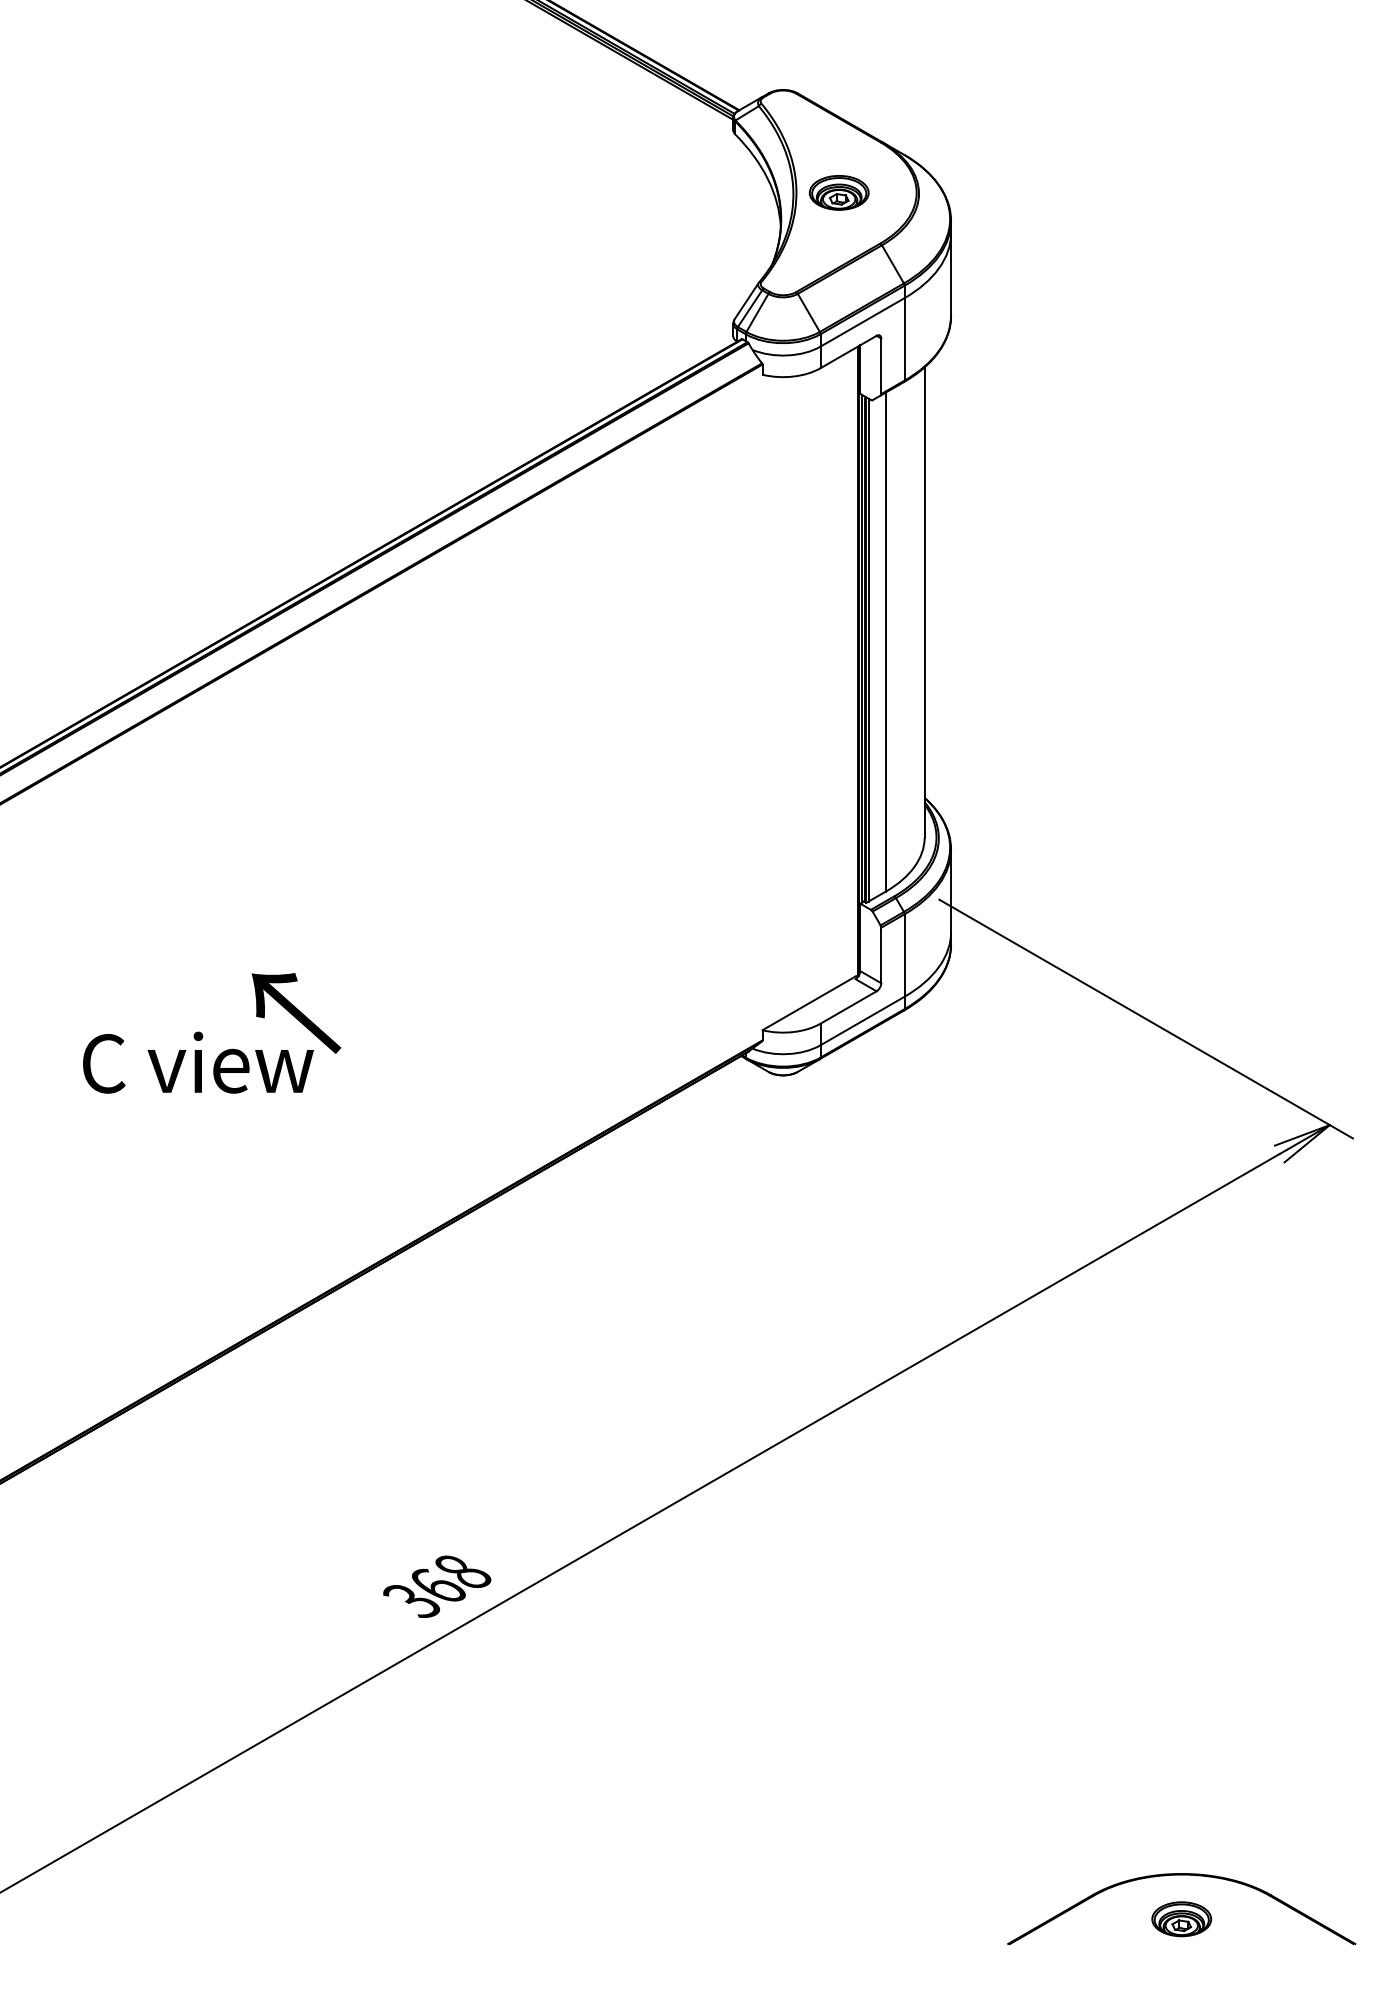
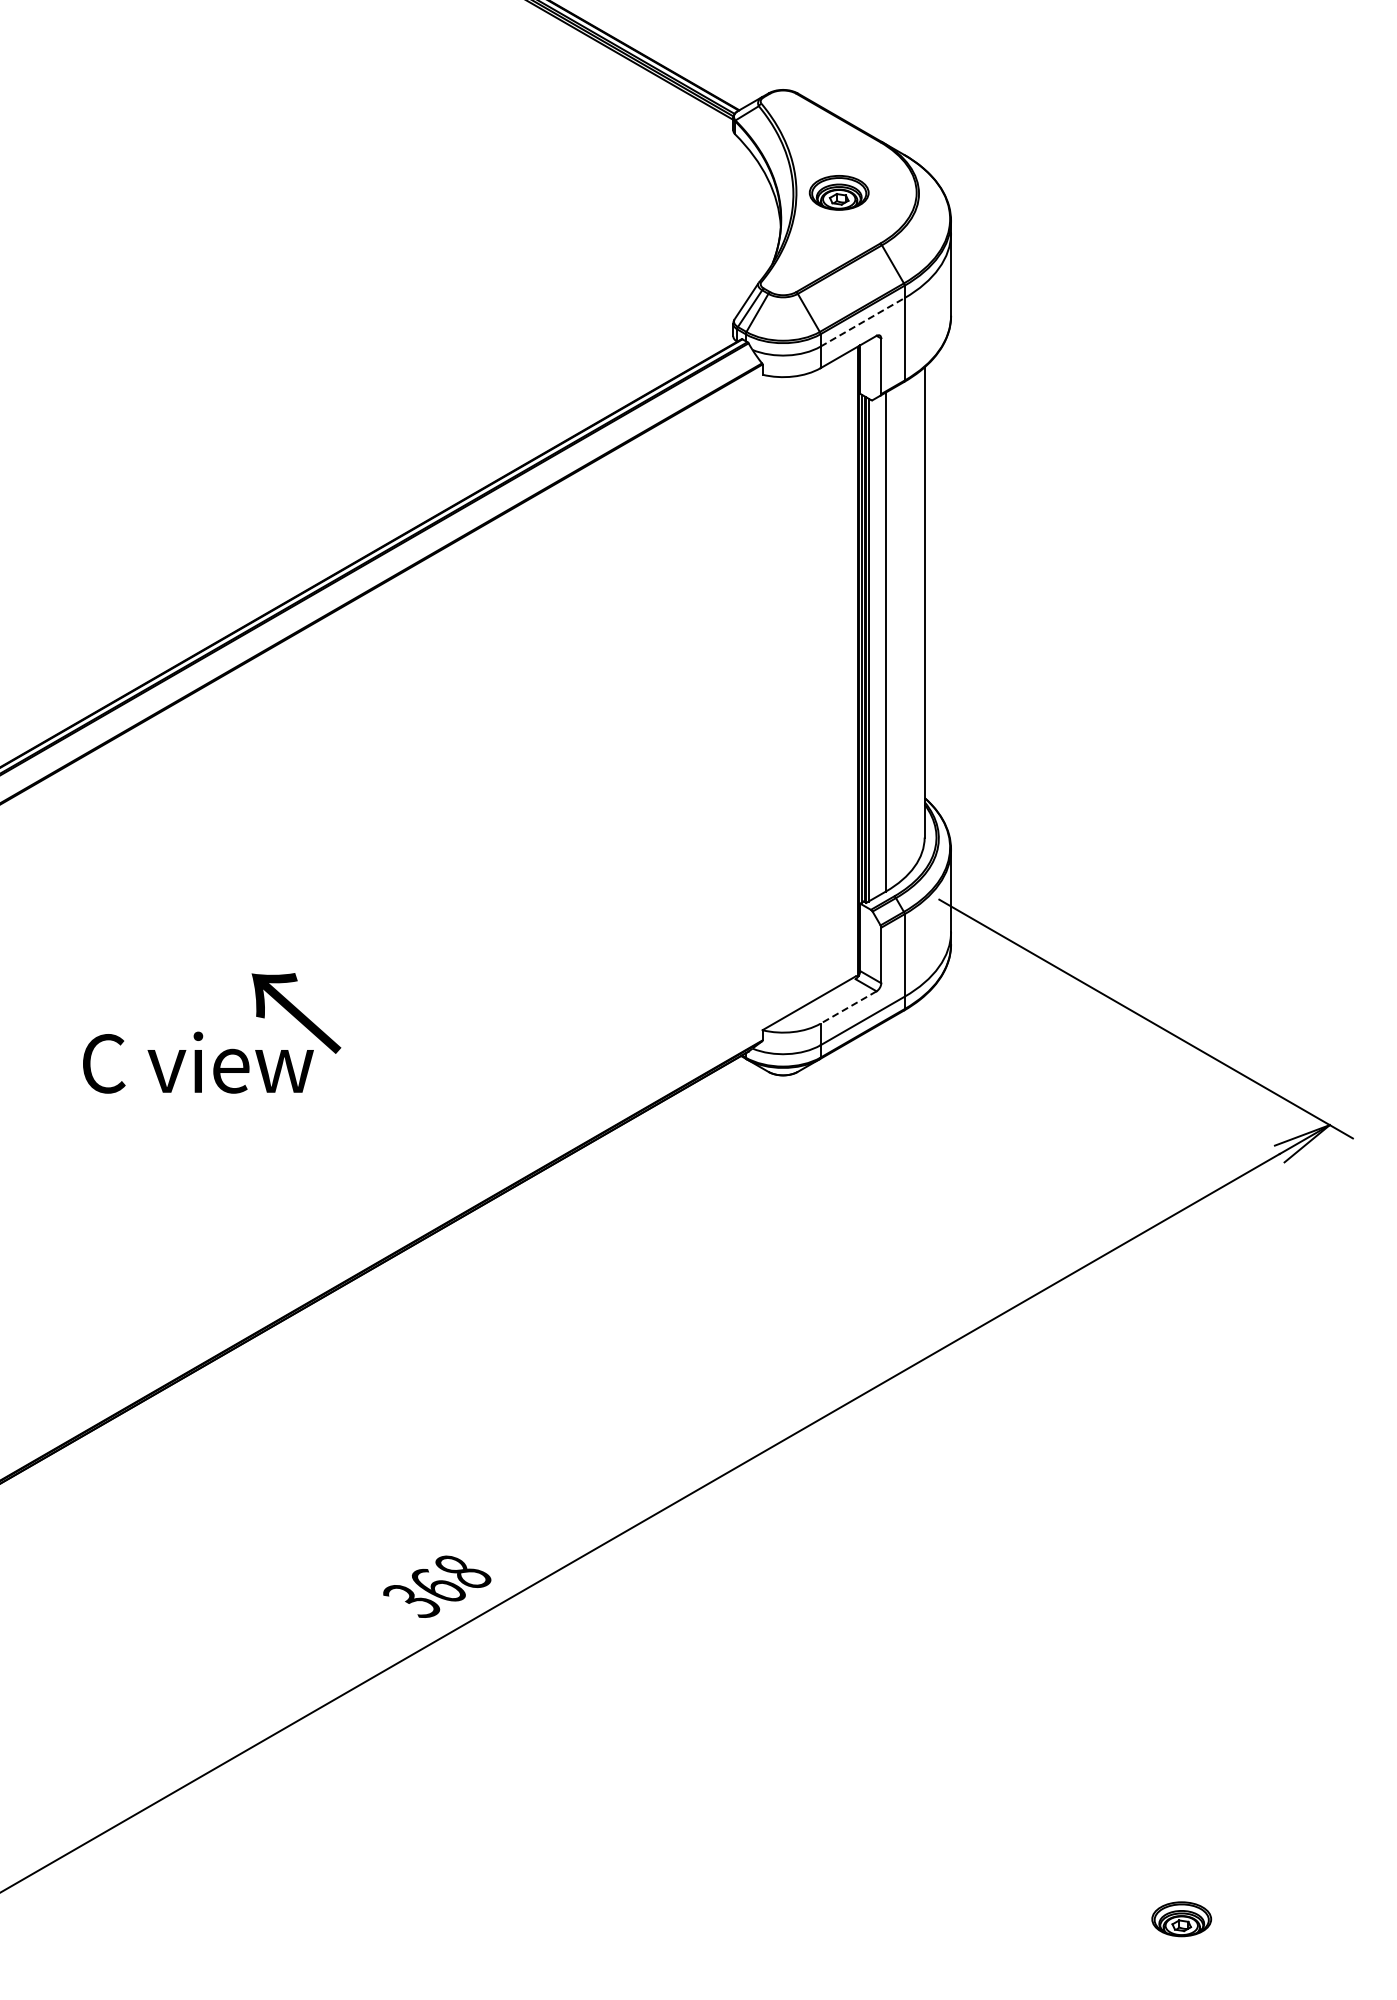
line: solid -> dashed (862, 322)
line: solid -> dashed (848, 1007)
part: present -> none (1181, 1875)
